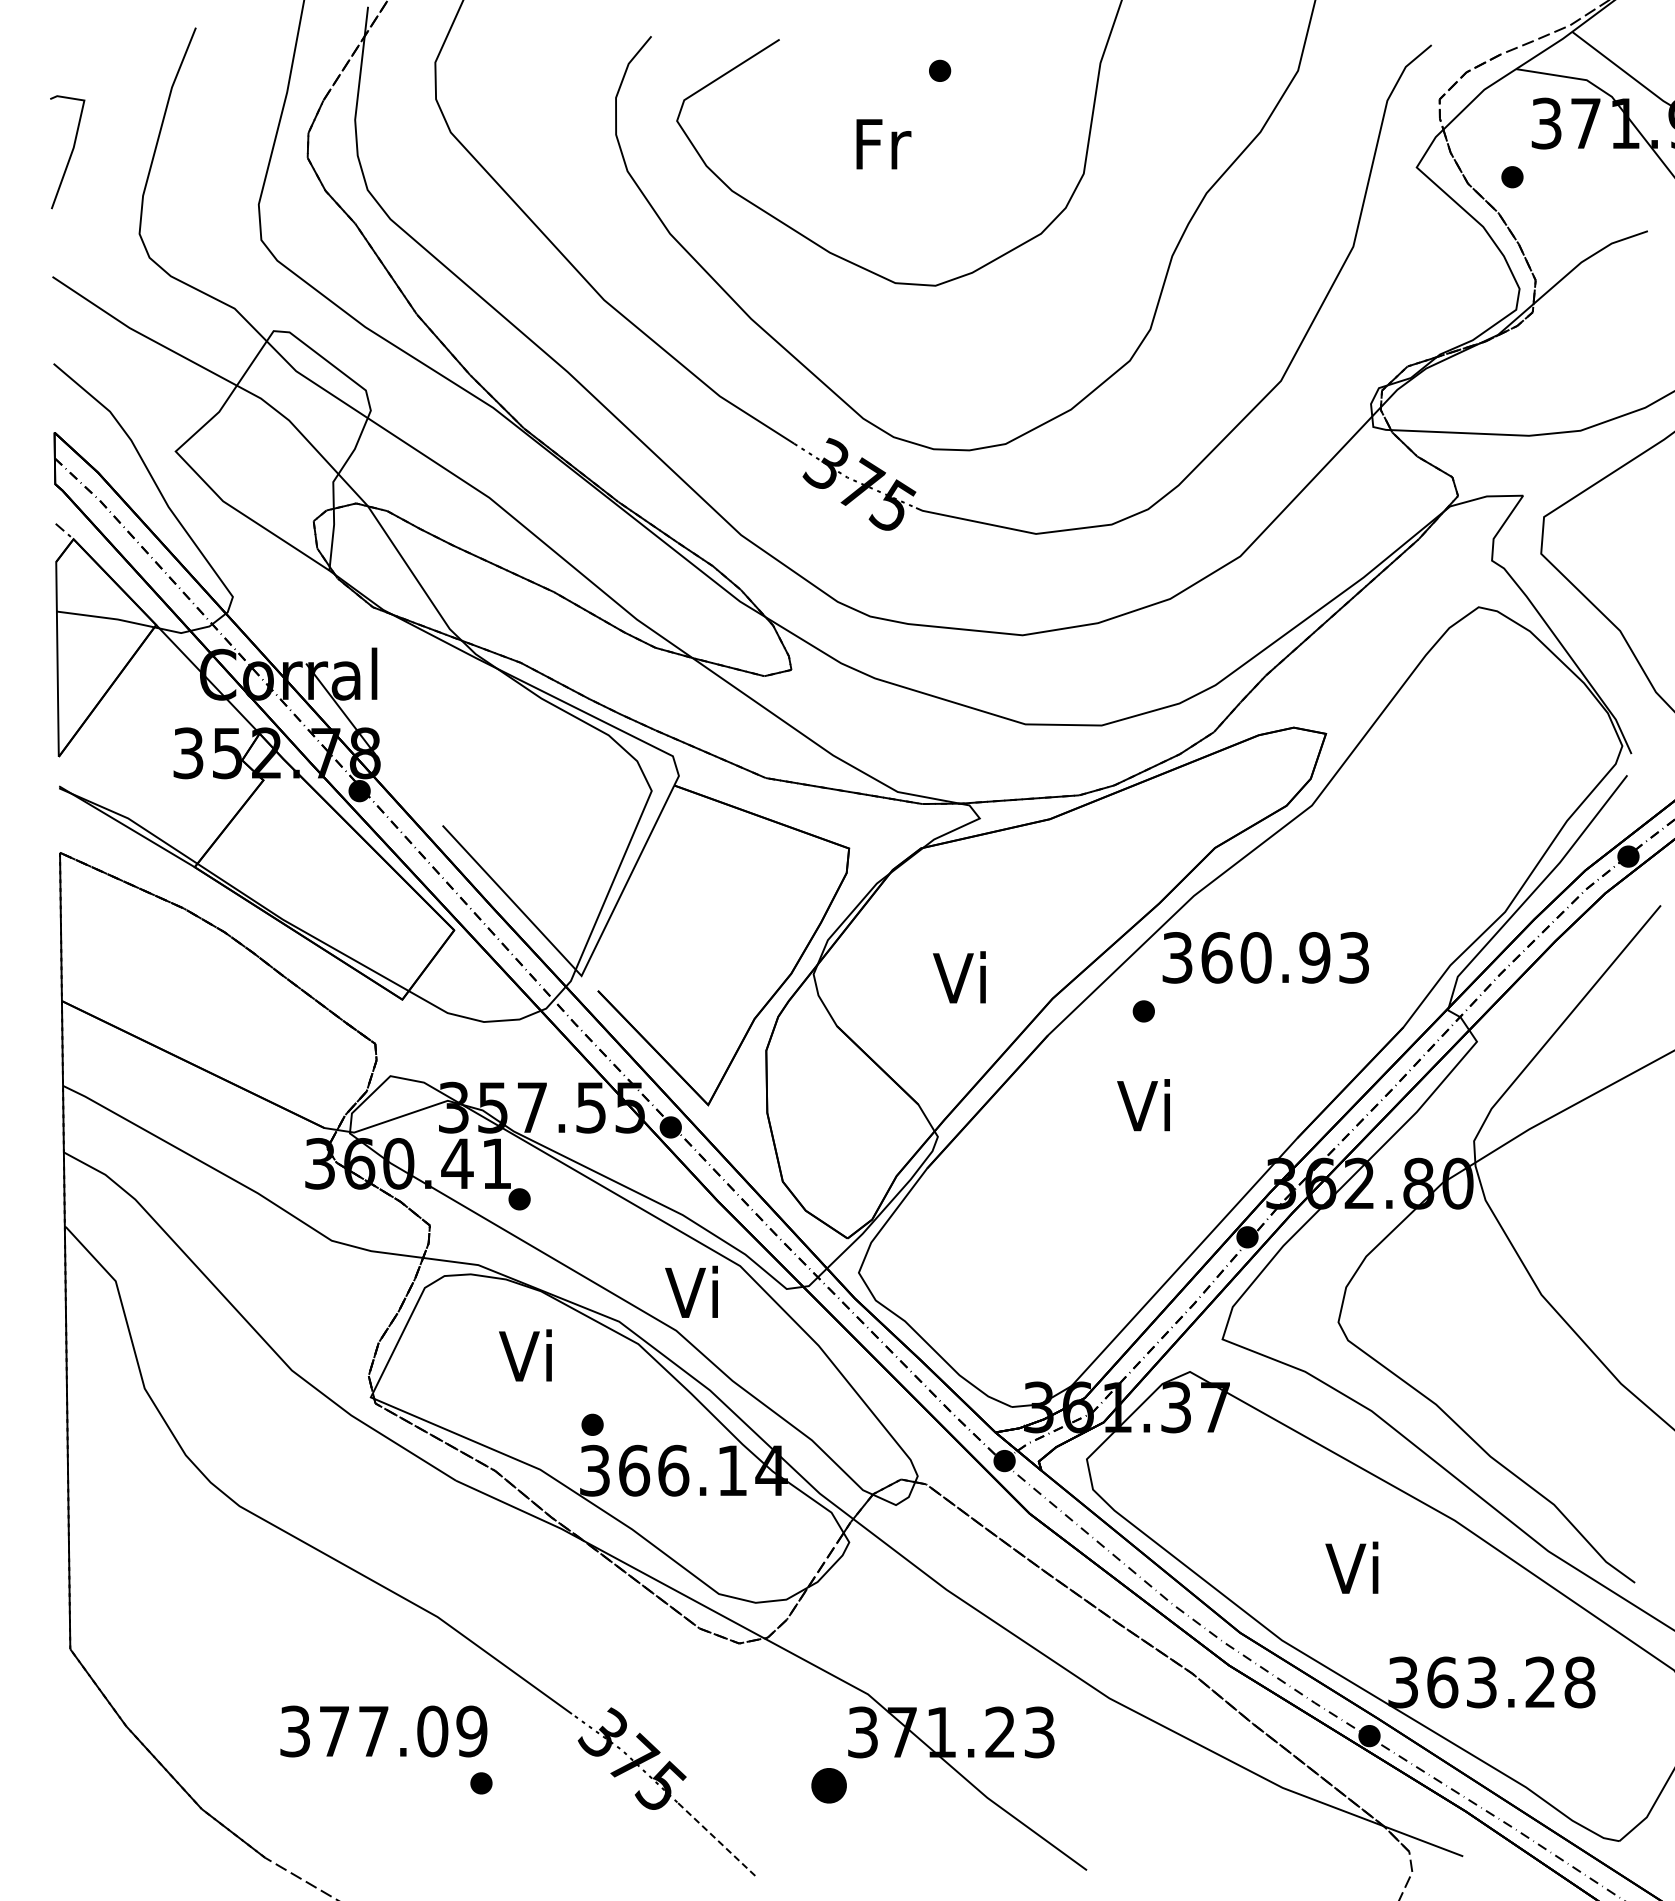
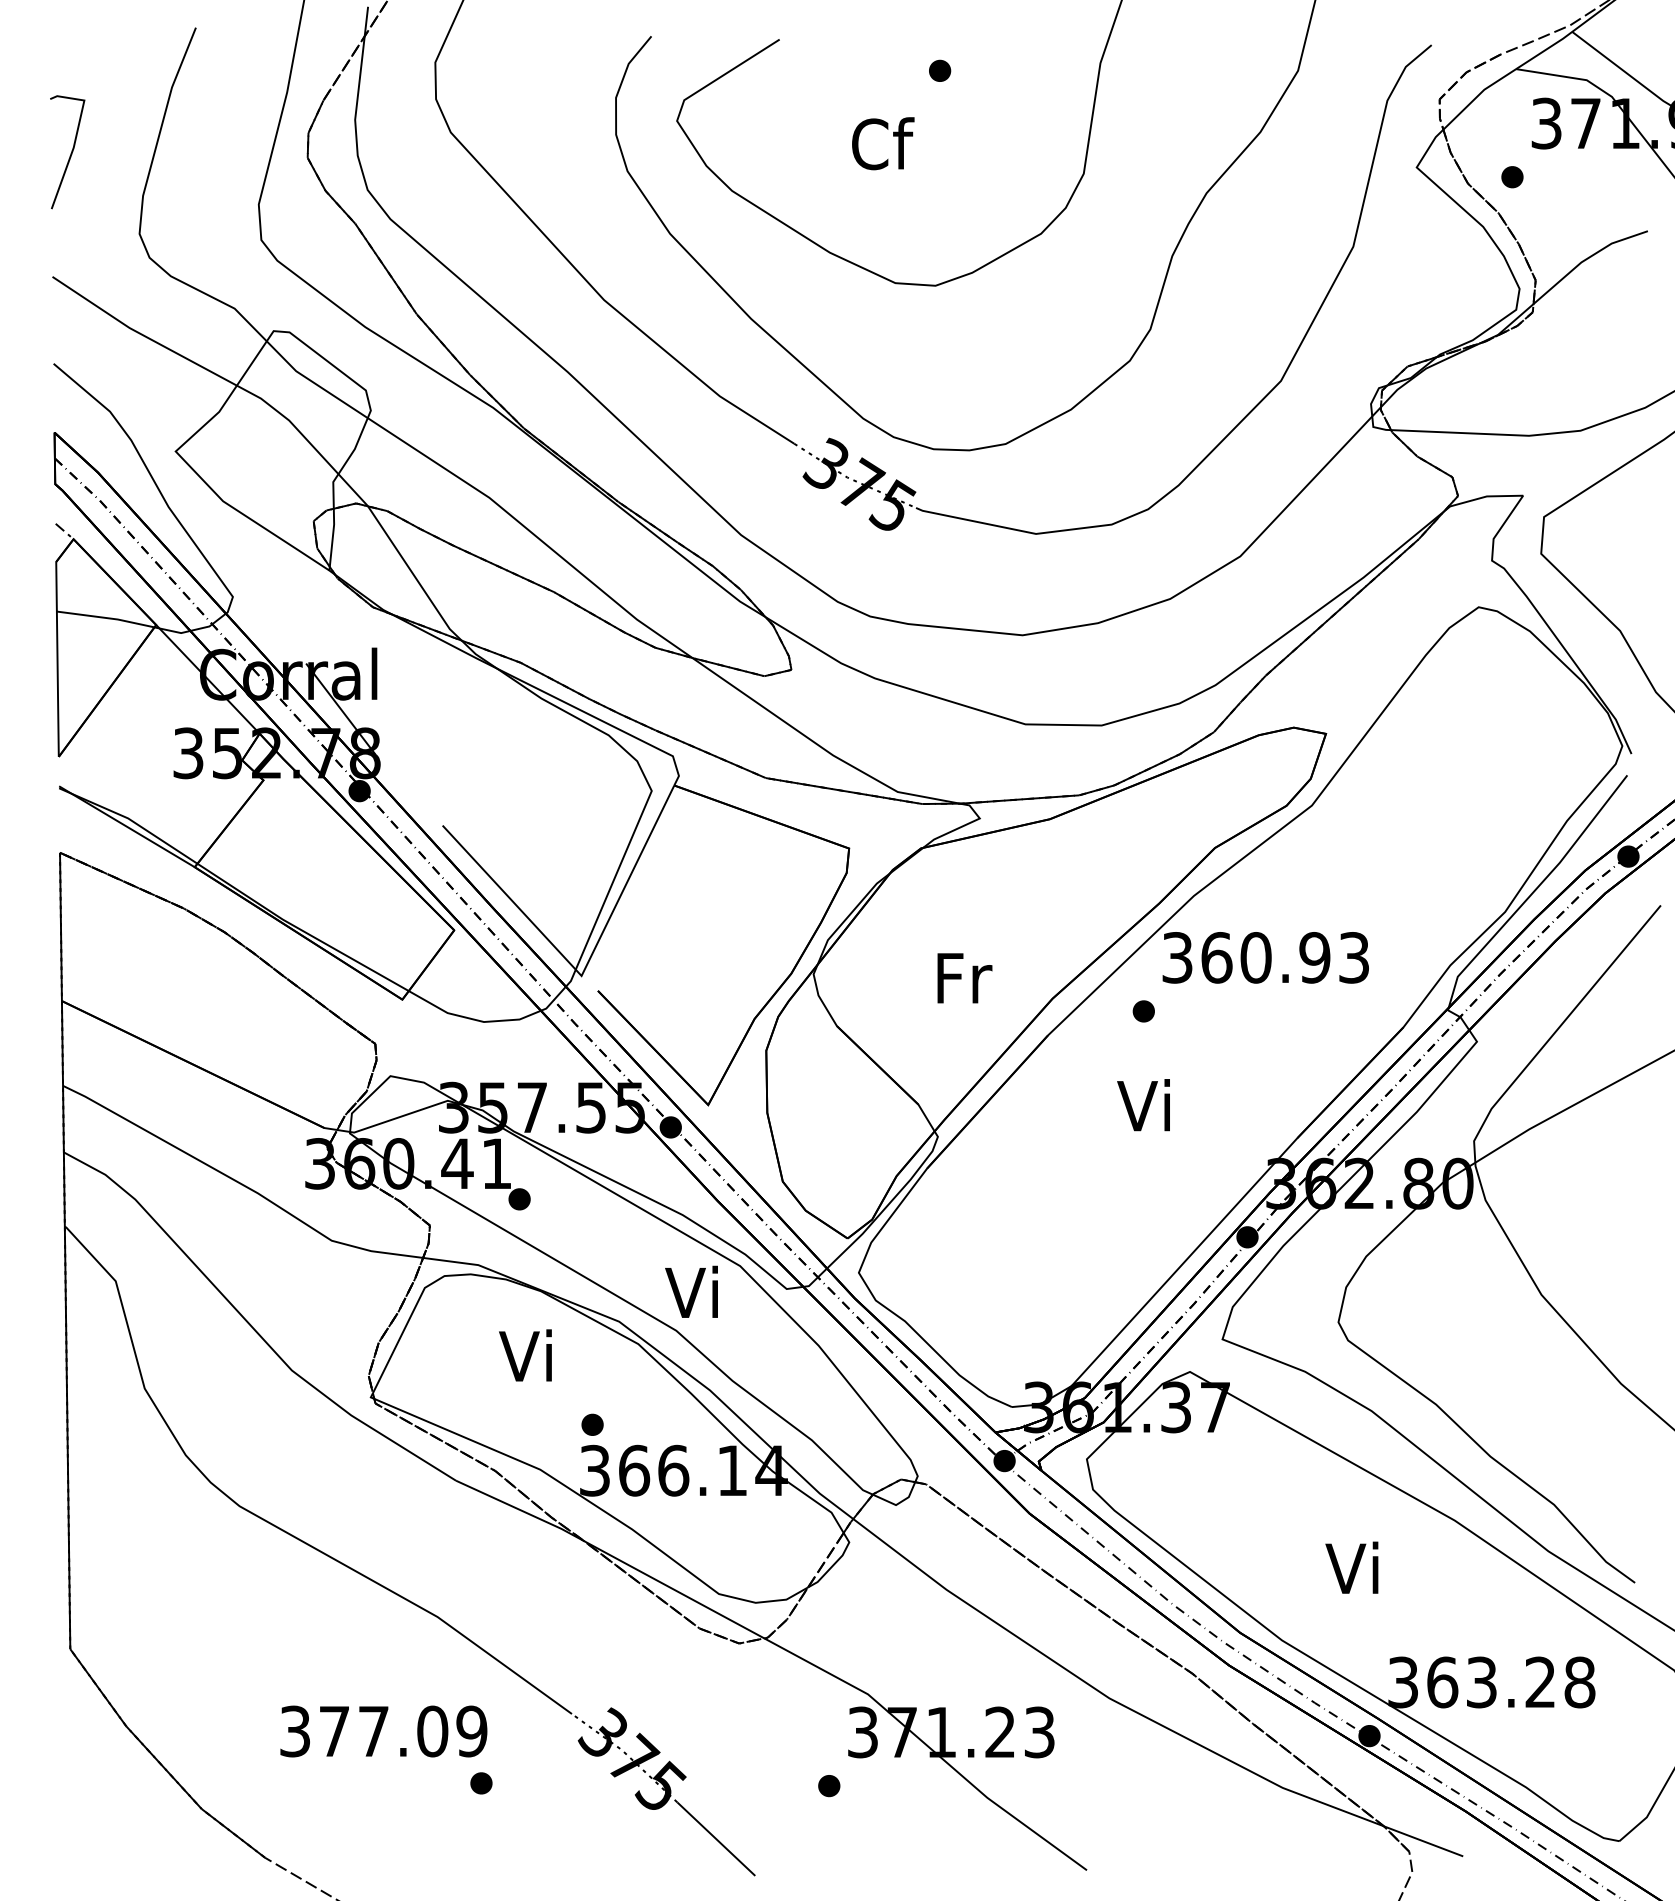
text: Fr -> Cf (883, 143)
text: Vi -> Fr (962, 977)
part size: 36x36 px -> 23x23 px (829, 1786)
line: dashed -> solid (716, 1839)
